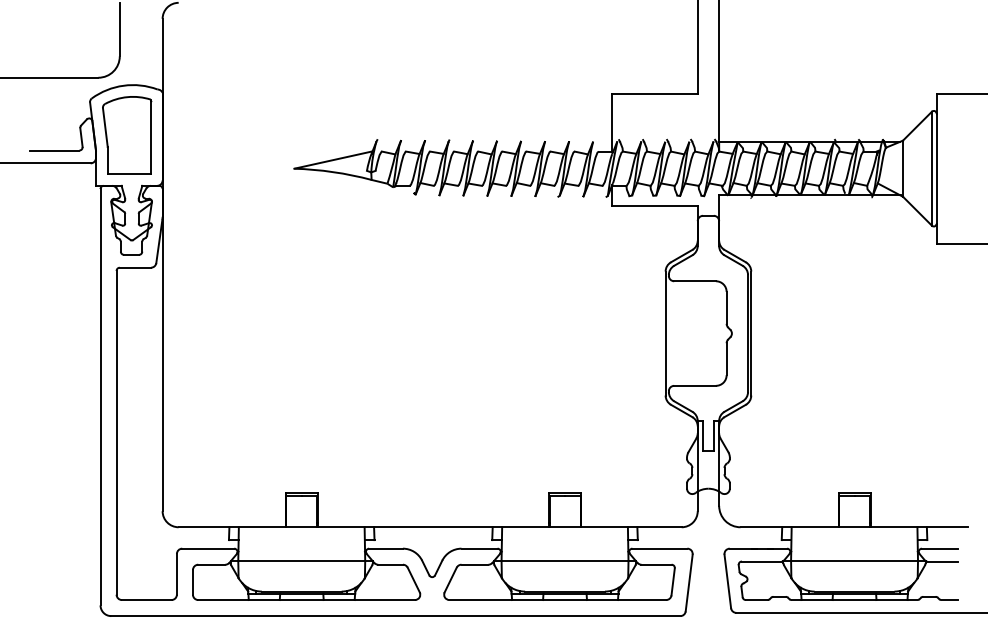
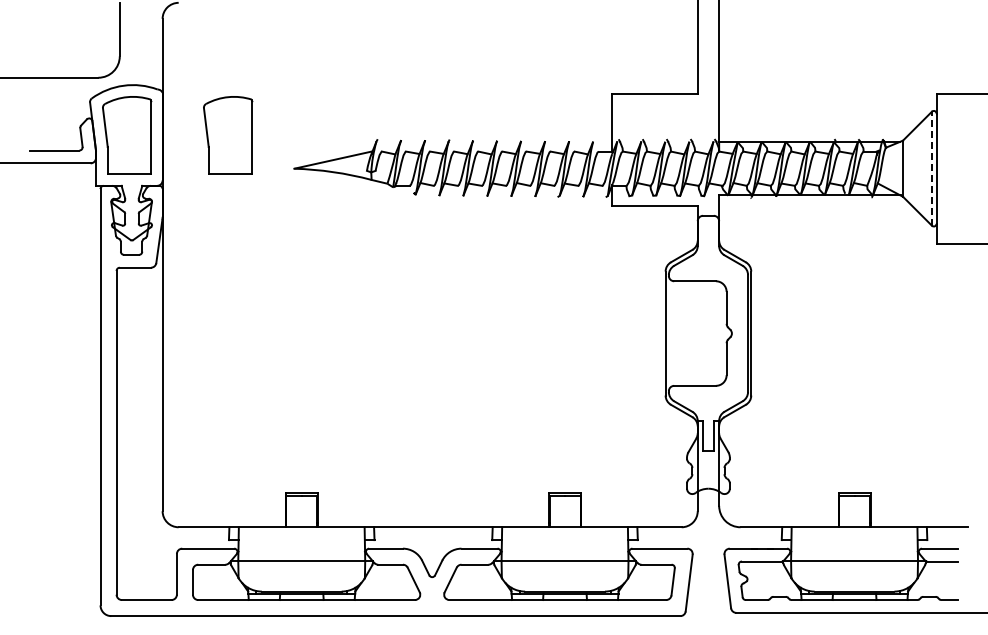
part: none -> present (228, 135)
line: solid -> dashed (931, 168)
